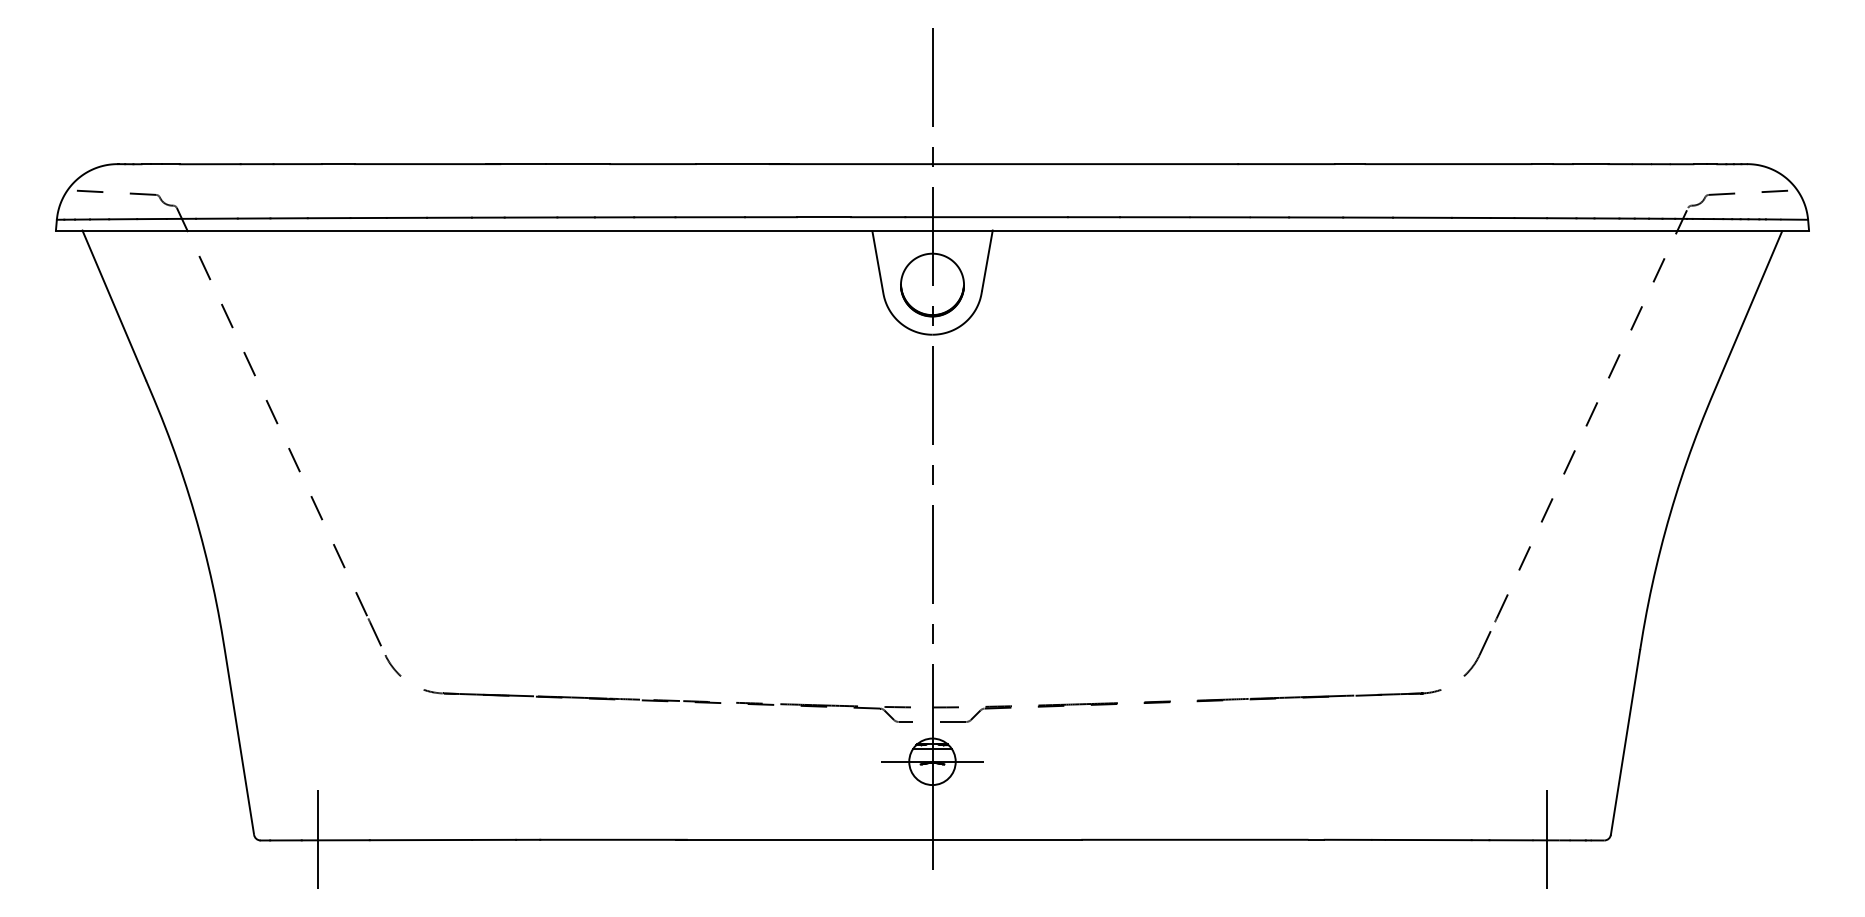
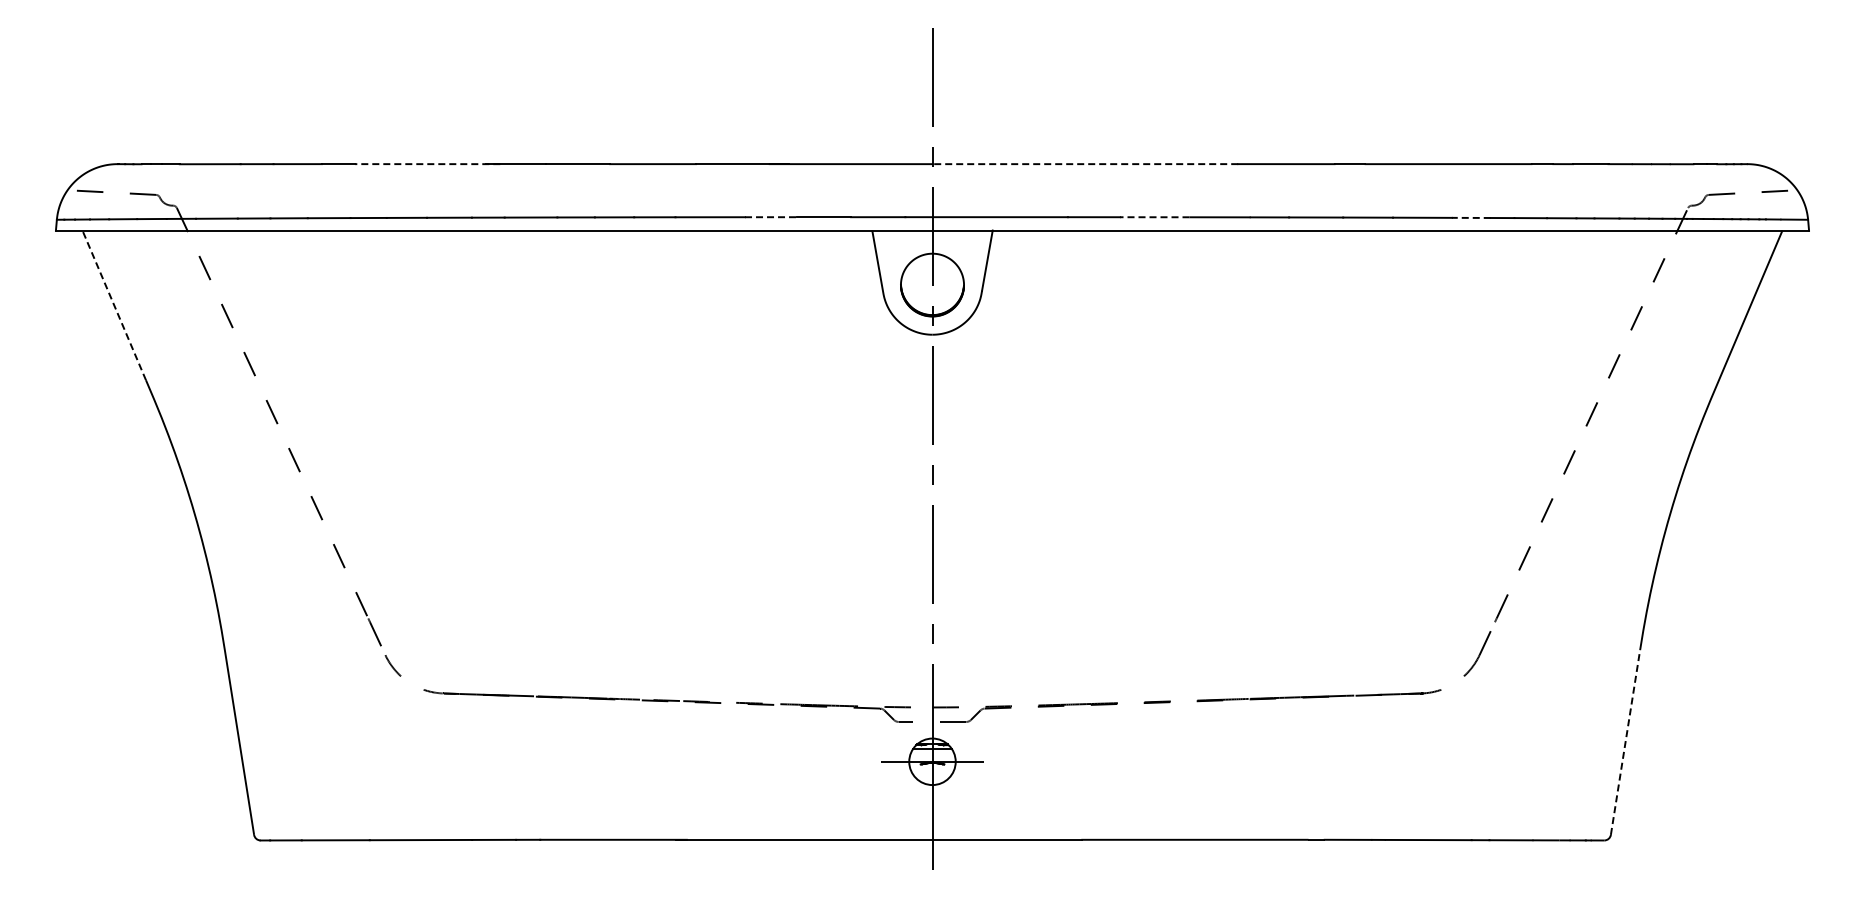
line: solid -> dashed (427, 164)
line: solid -> dashed (1085, 164)
line: solid -> dashed (771, 217)
line: solid -> dashed (1154, 217)
line: solid -> dashed (1470, 217)
line: solid -> dashed (114, 304)
line: solid -> dashed (1625, 742)
line: present -> none (1546, 839)
line: present -> none (318, 843)
